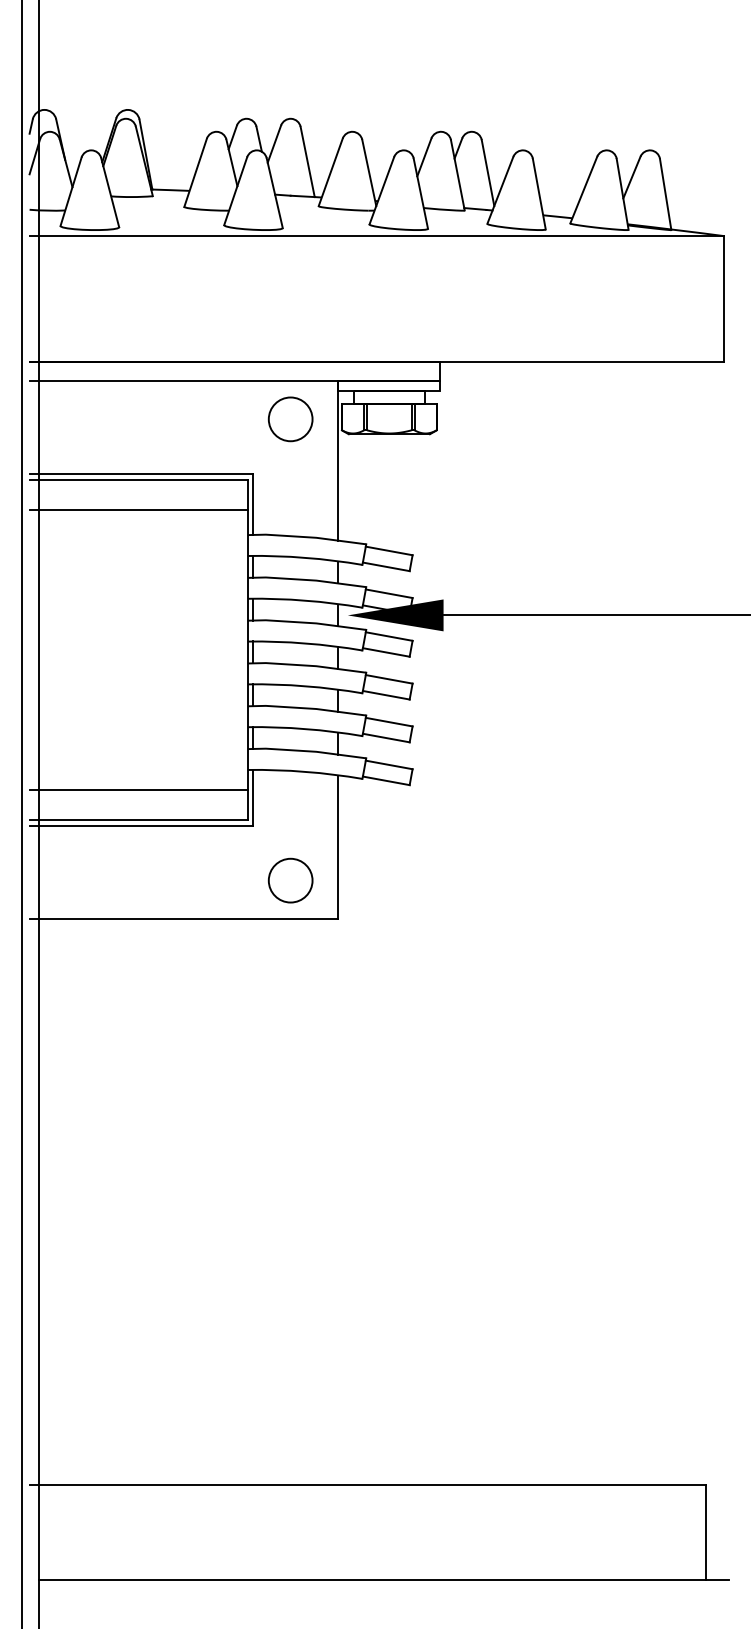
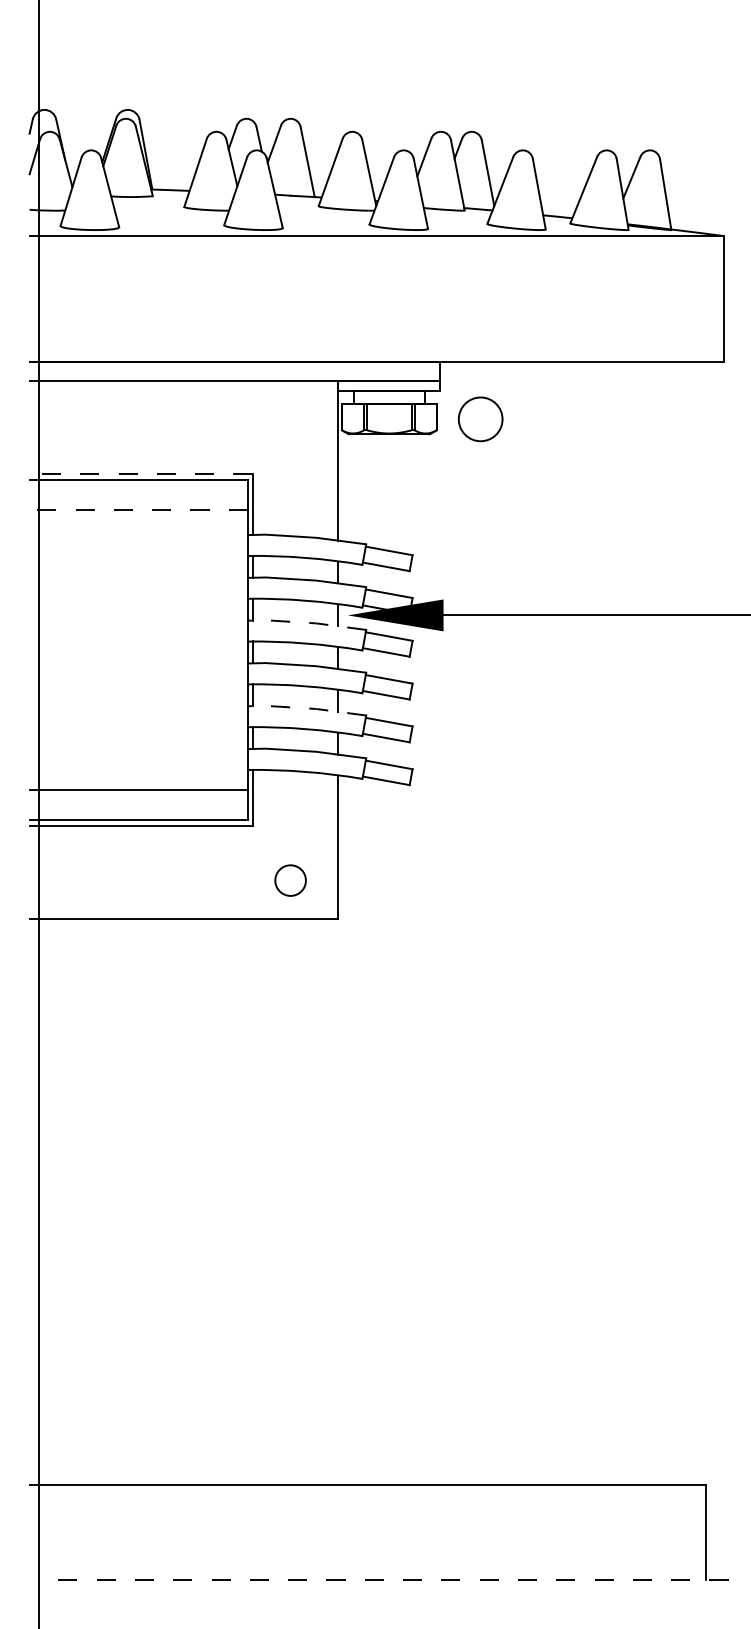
circle position: (290, 419) -> (480, 419) (480, 419)
line: solid -> dashed (141, 474)
line: solid -> dashed (138, 510)
line: solid -> dashed (306, 622)
line: solid -> dashed (306, 708)
line: present -> none (22, 813)
circle size: 47x47 px -> 33x33 px (290, 880)
line: solid -> dashed (383, 1580)
